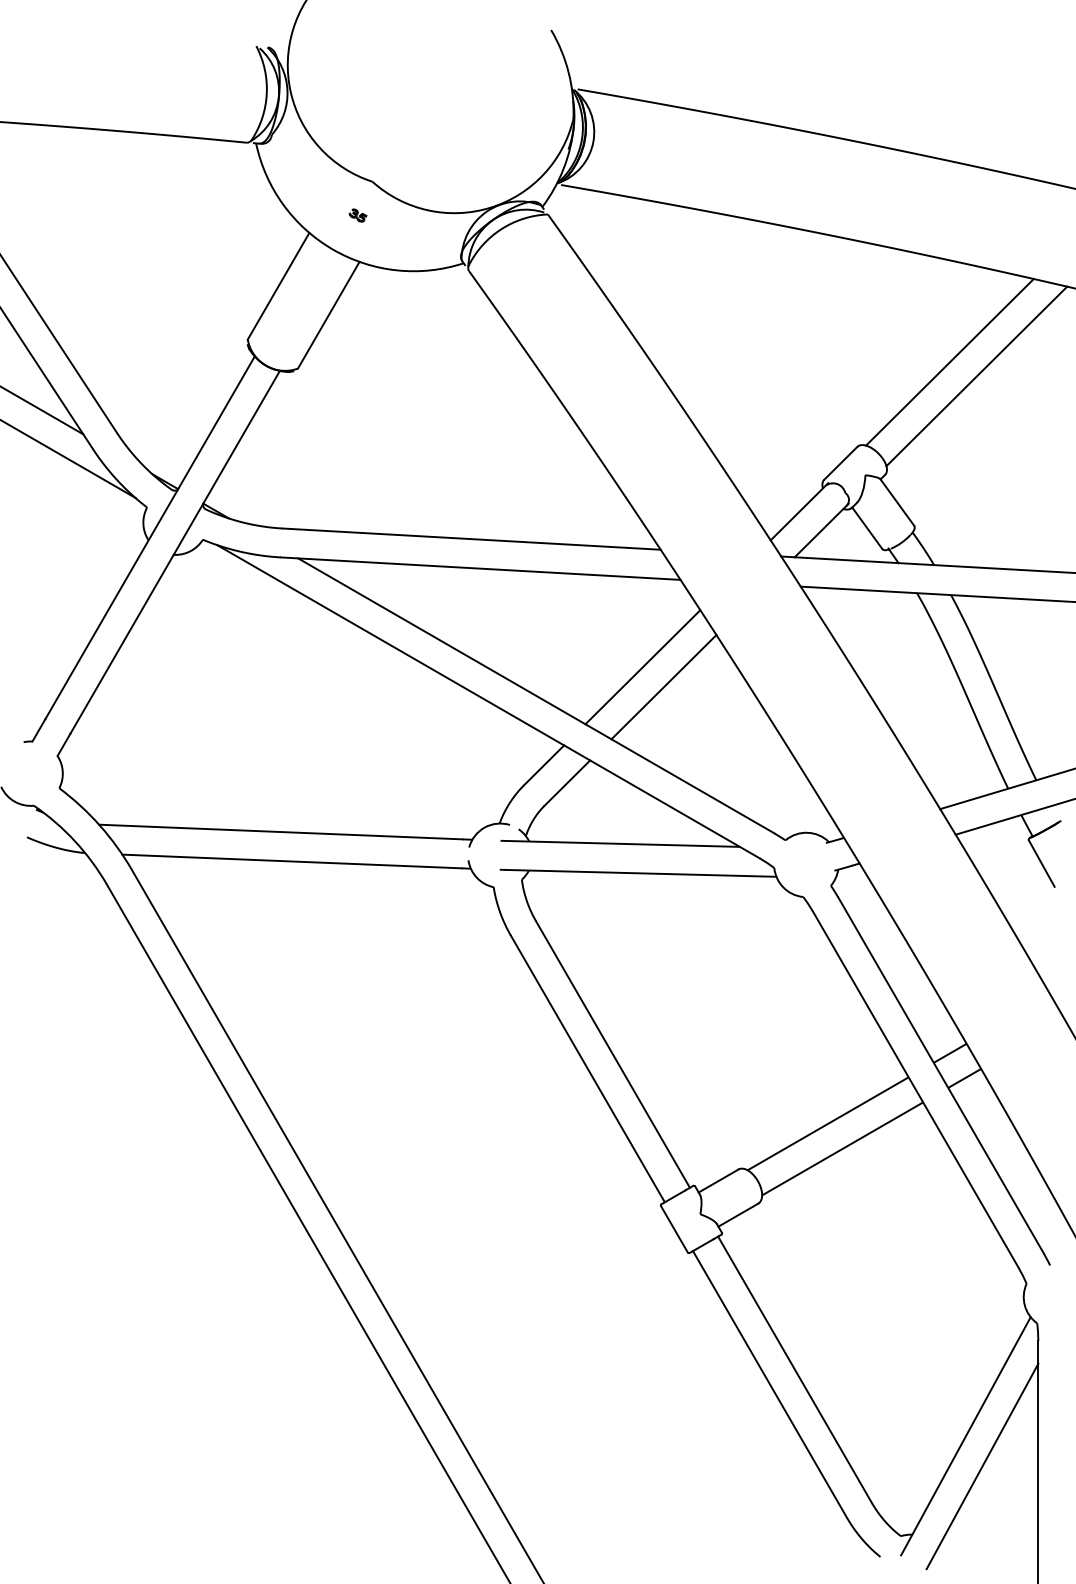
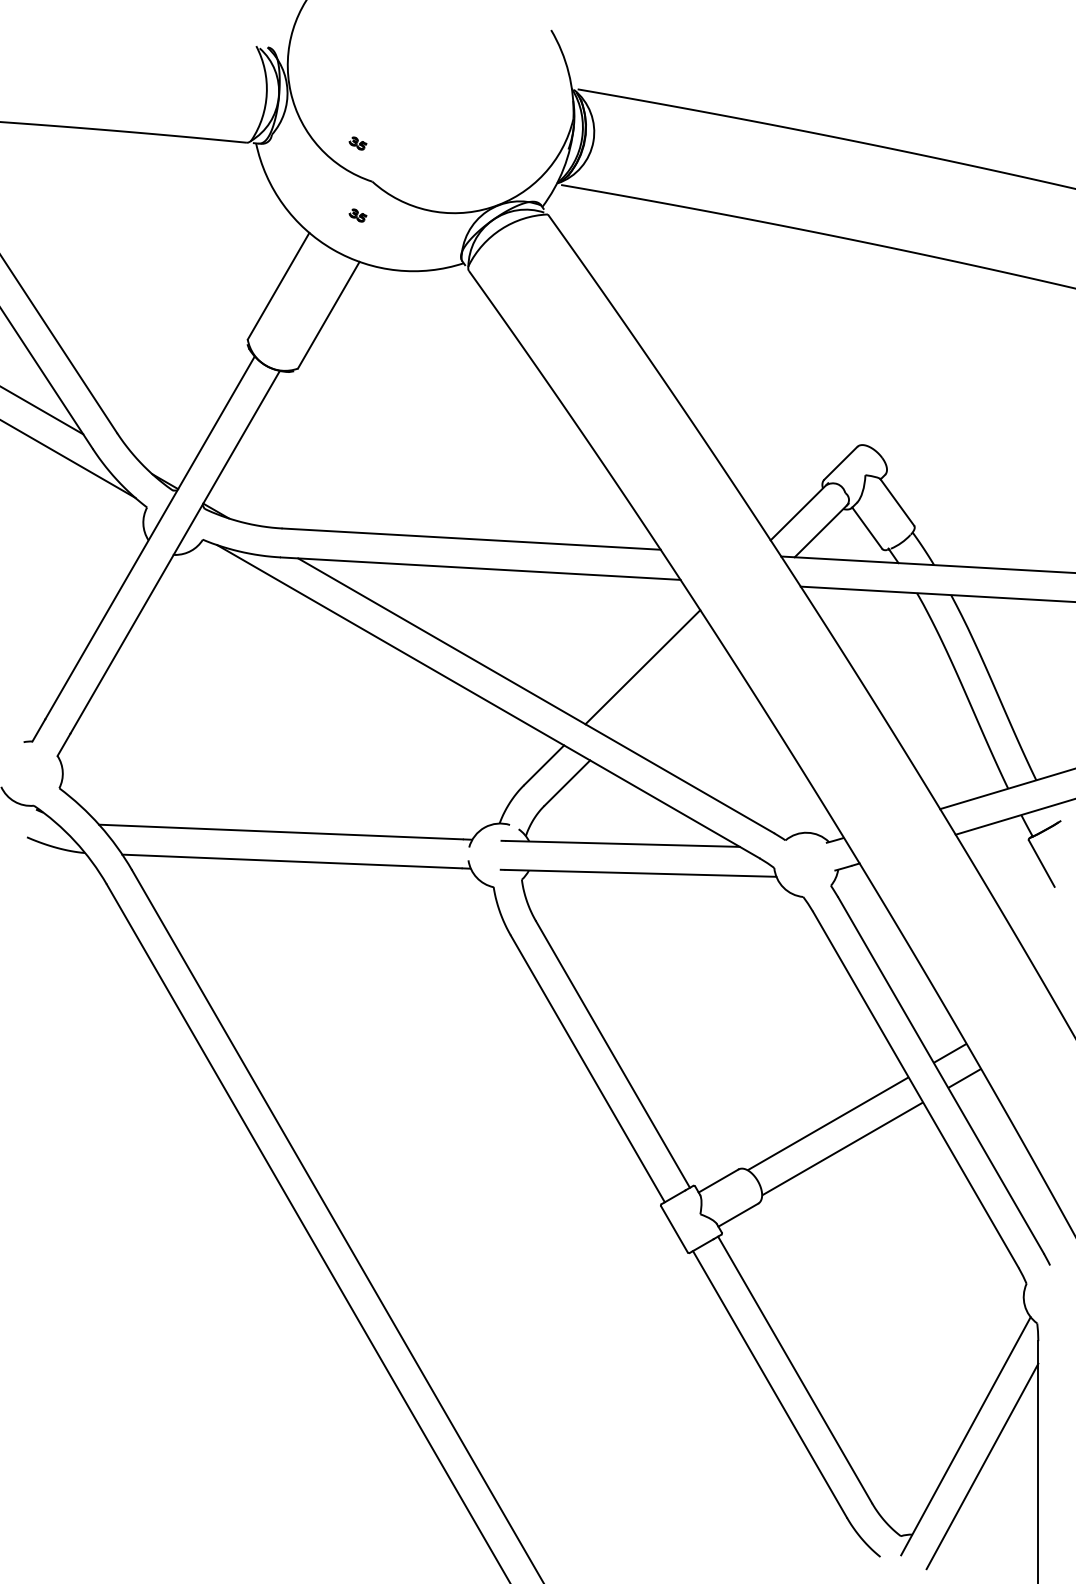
part: none -> present (357, 143)
line: present -> none (949, 362)
line: present -> none (976, 376)
line: present -> none (663, 687)
